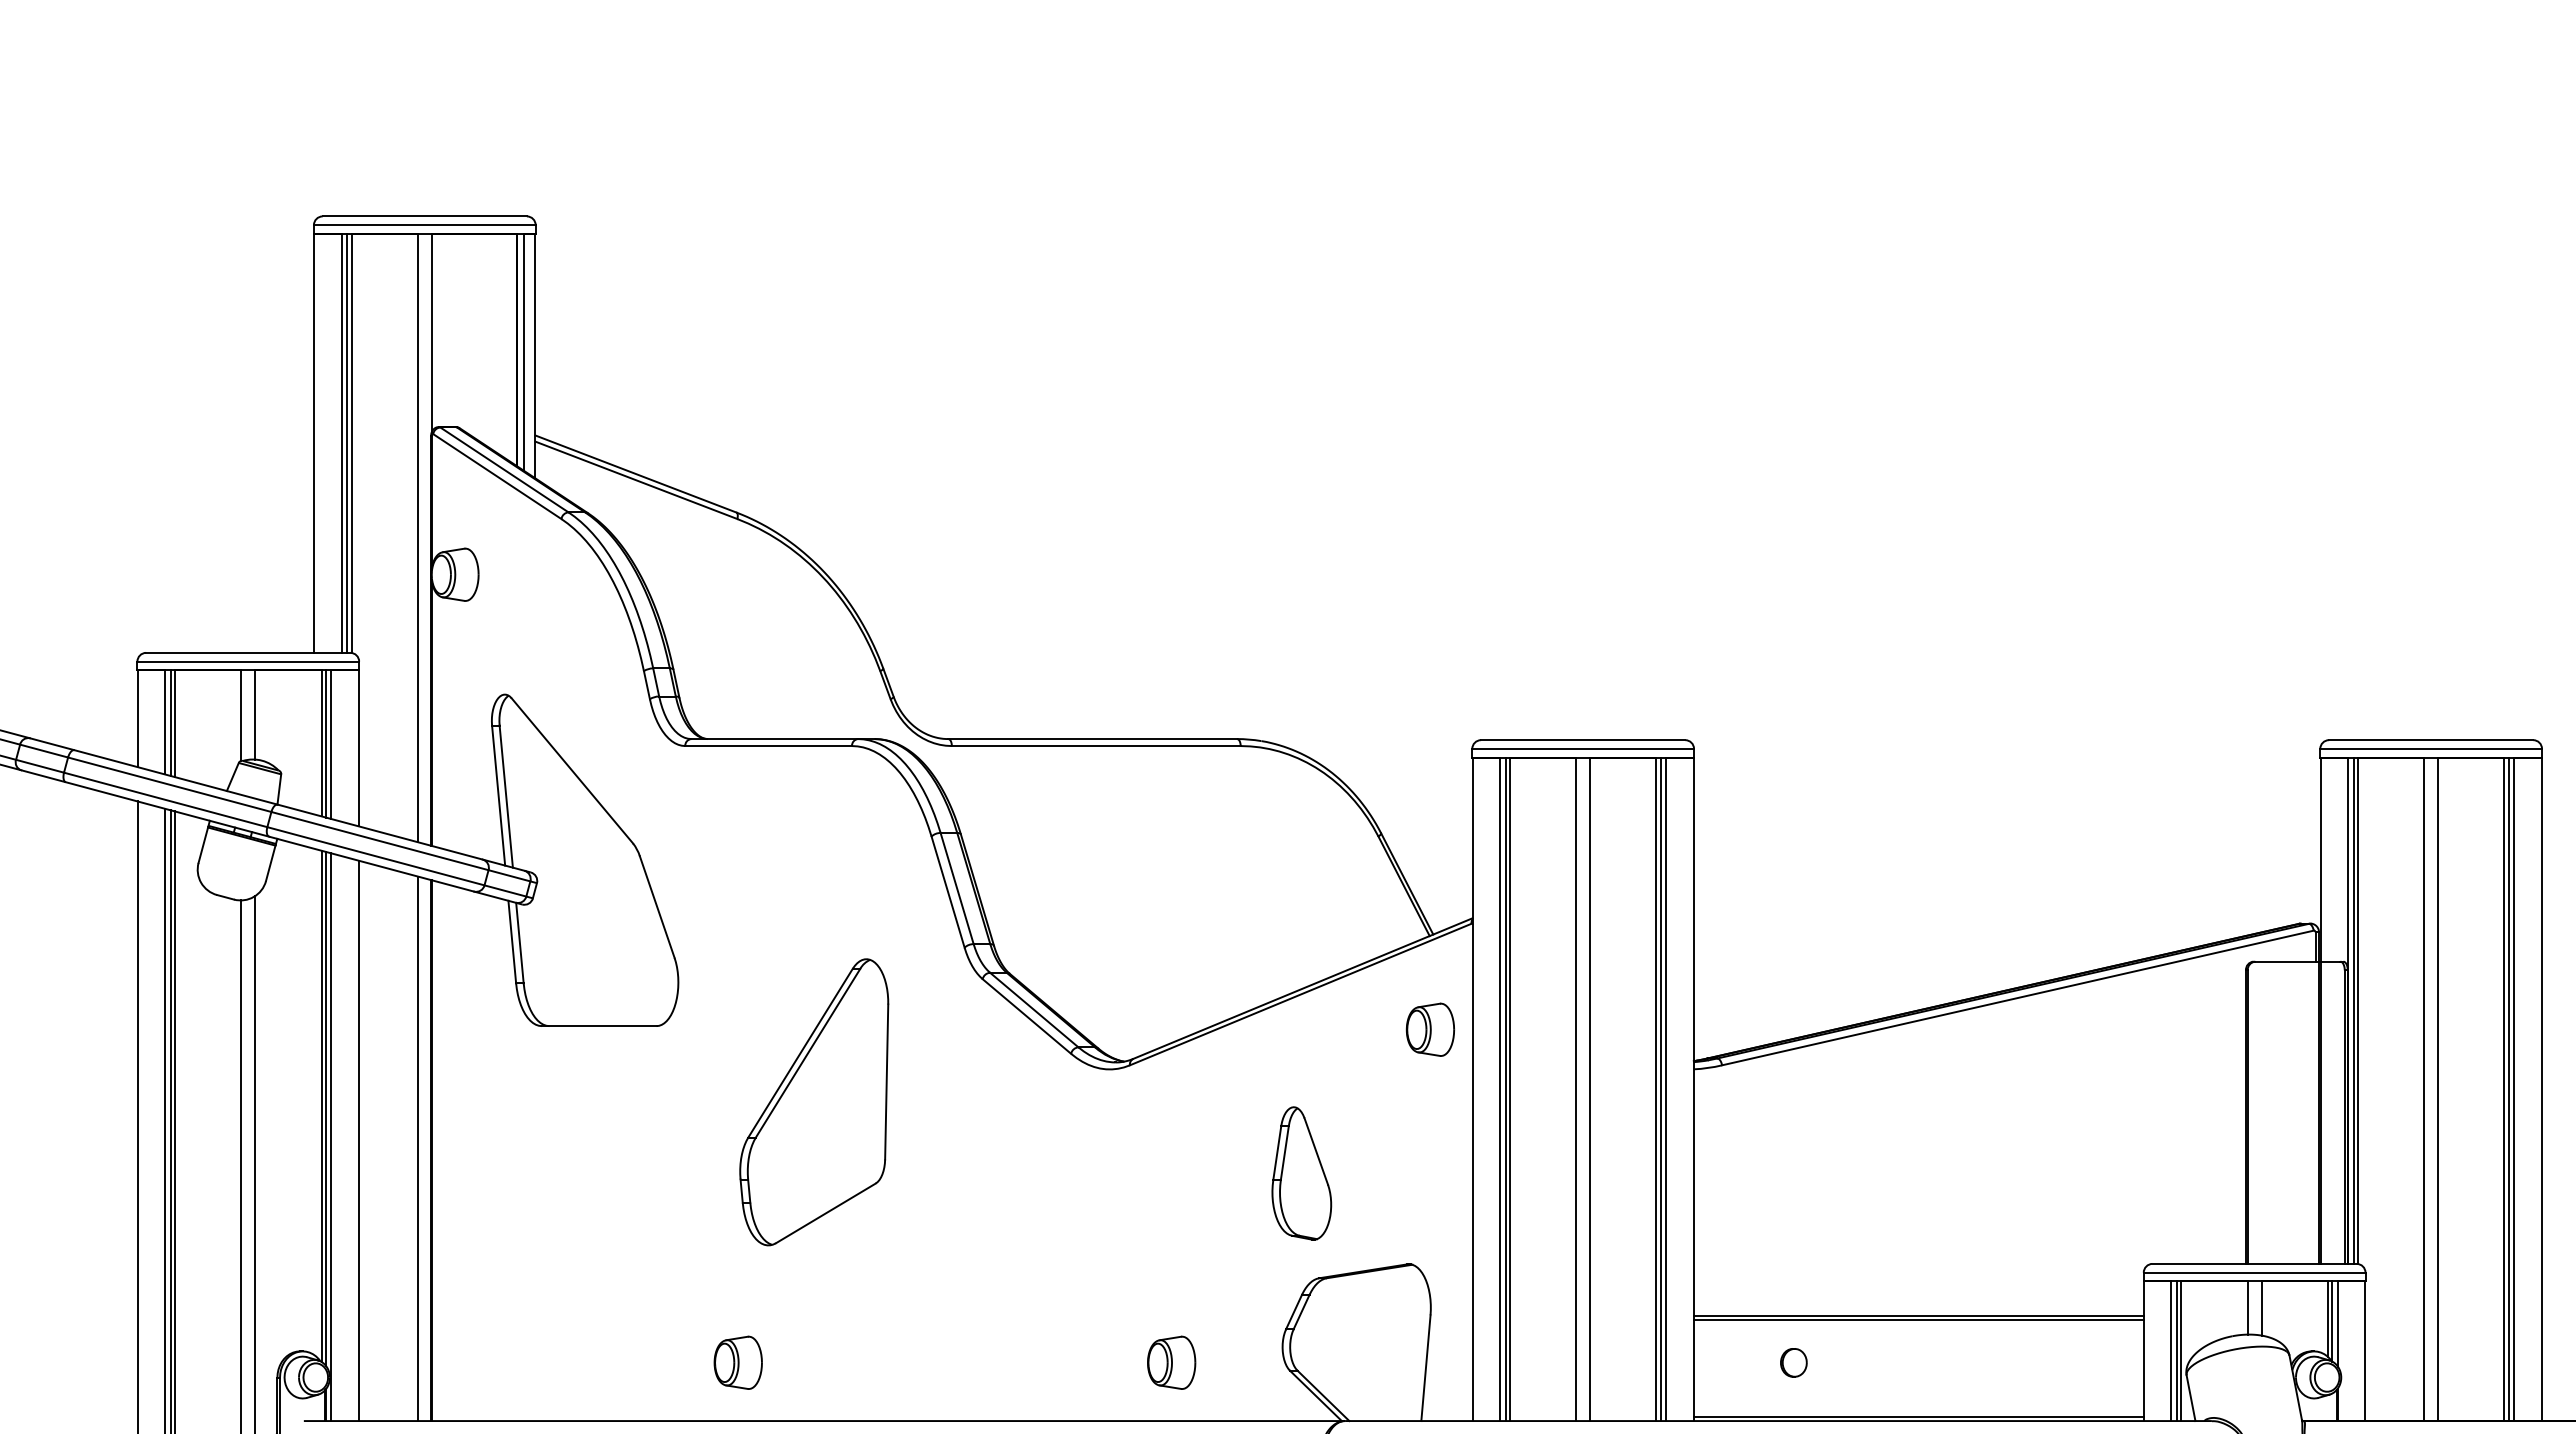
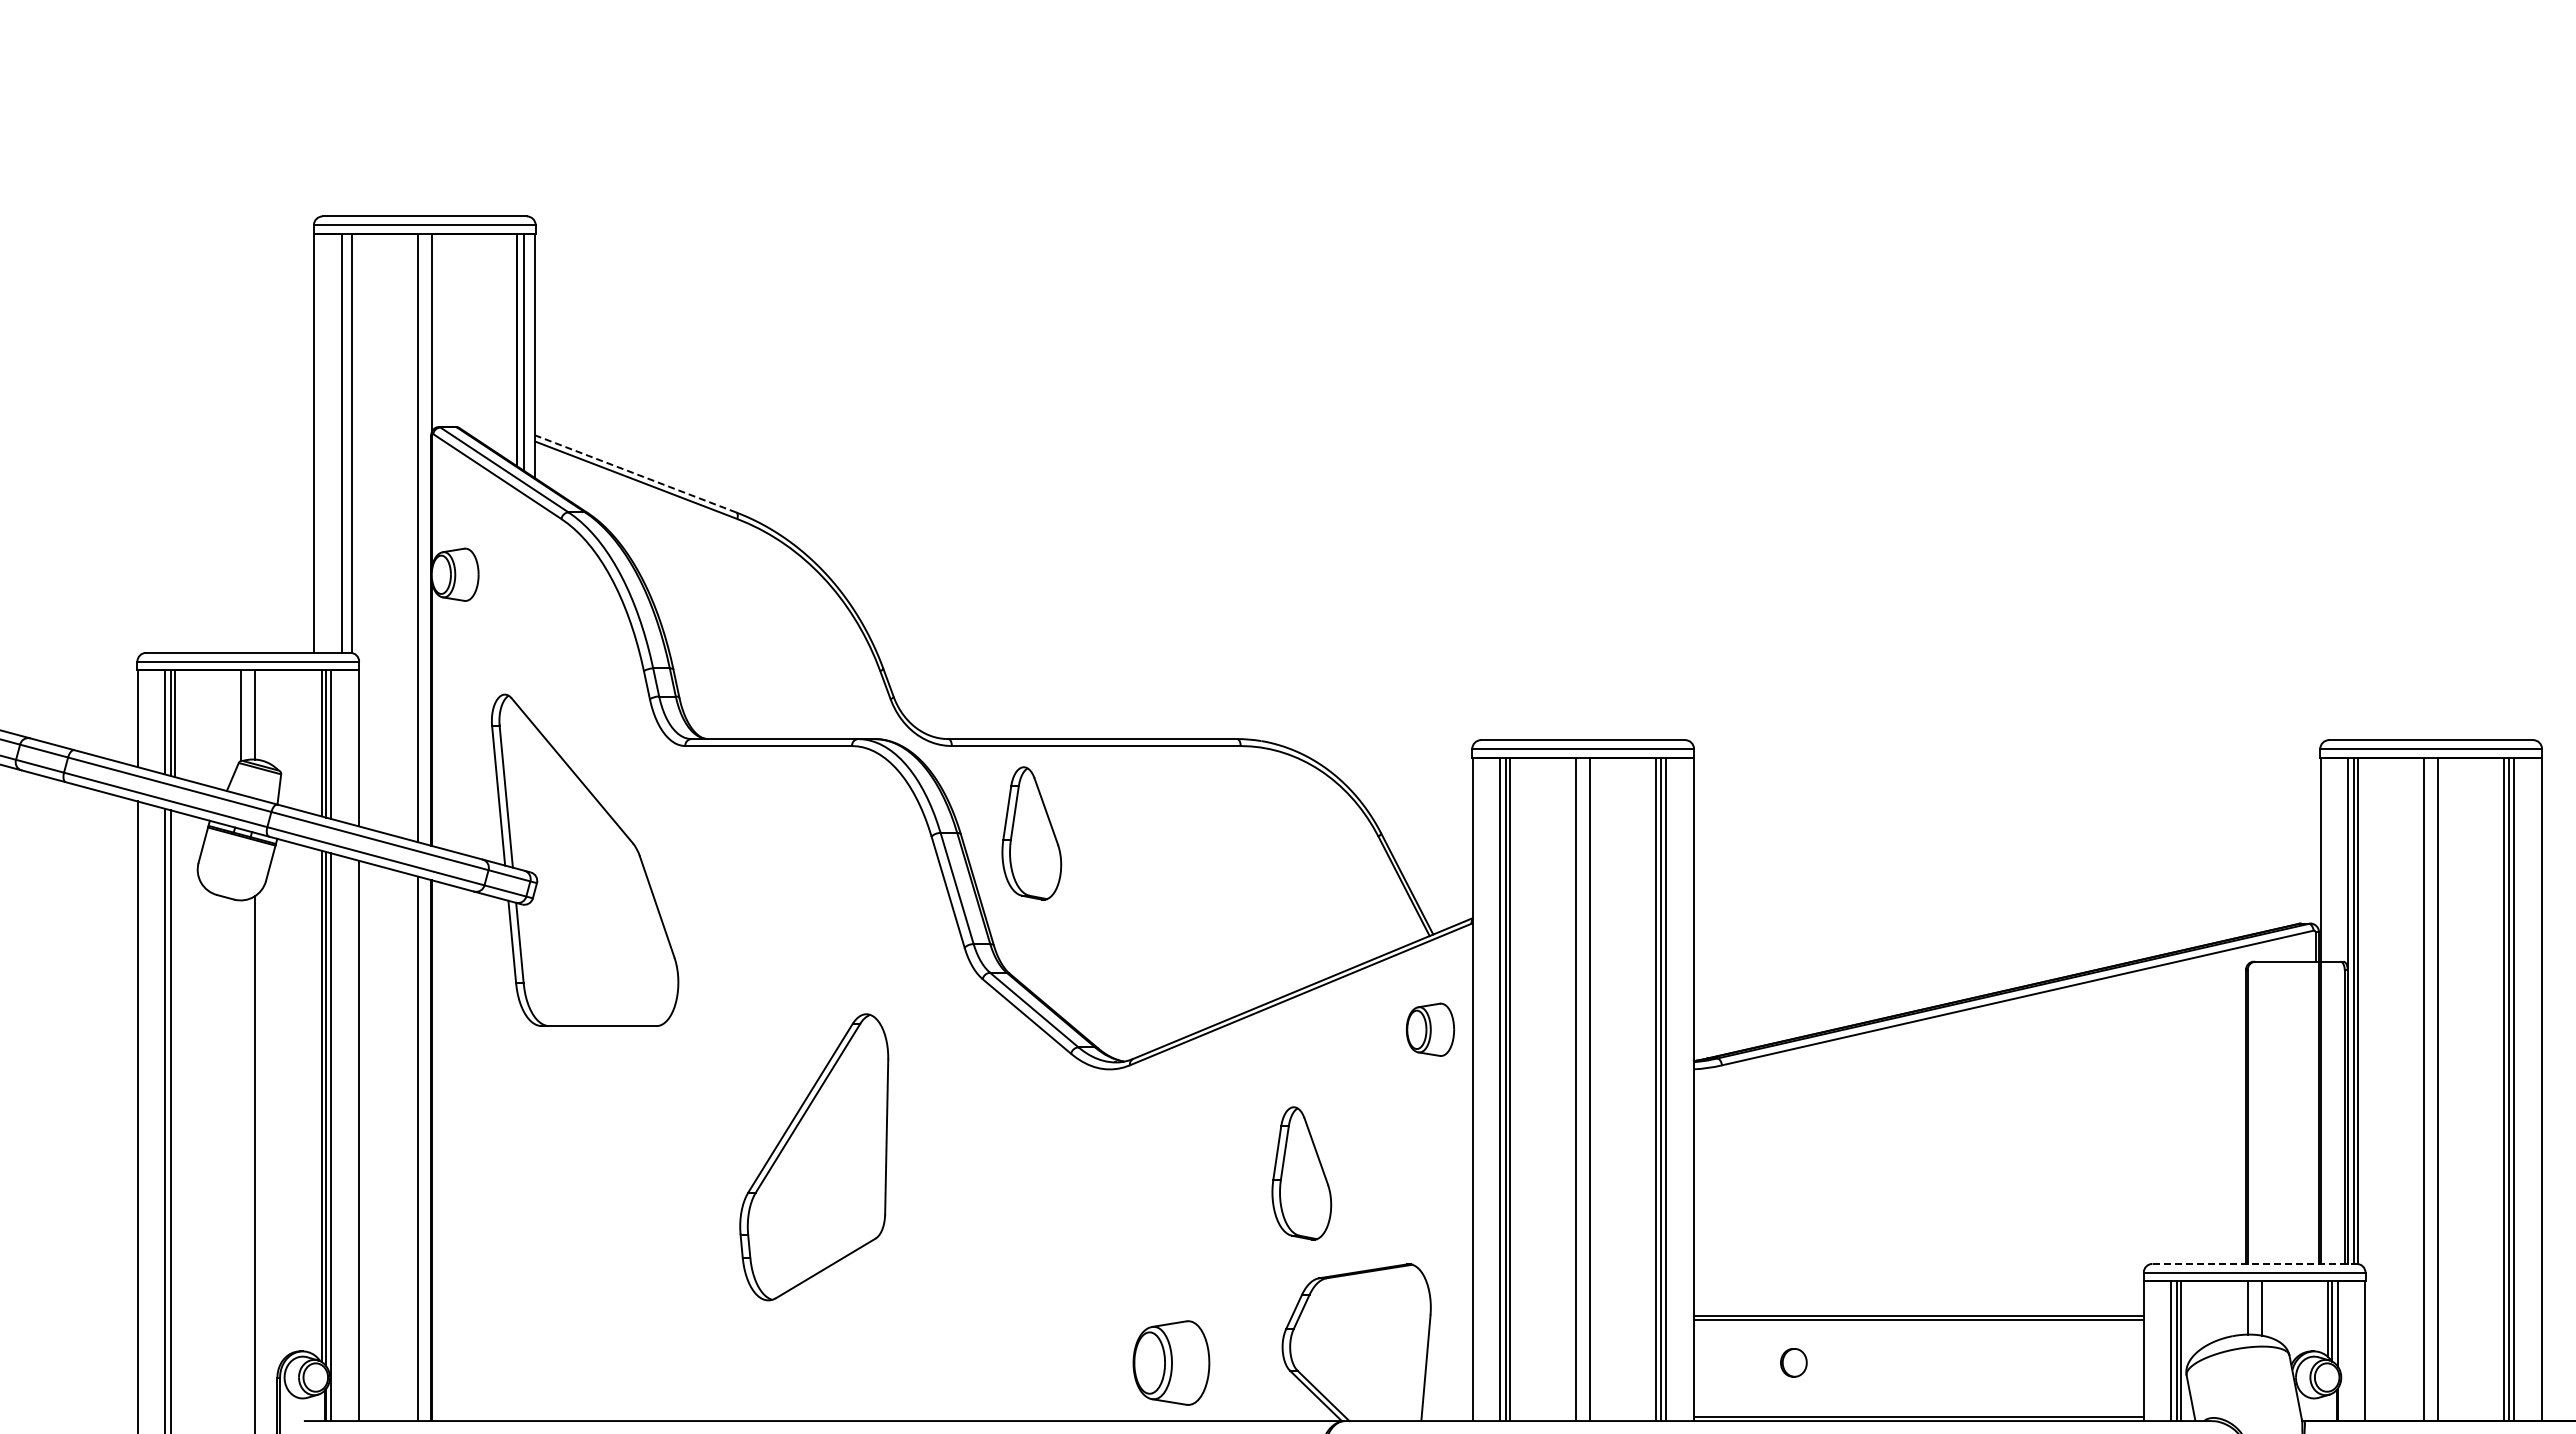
line: present -> none (347, 442)
line: solid -> dashed (635, 474)
part: none -> present (1031, 833)
part position: (814, 1102) -> (814, 1157) (814, 1157)
line: present -> none (175, 1120)
line: present -> none (241, 1165)
line: solid -> dashed (2255, 1263)
part: present -> none (737, 1362)
part size: 50x55 px -> 79x86 px (1171, 1362)
